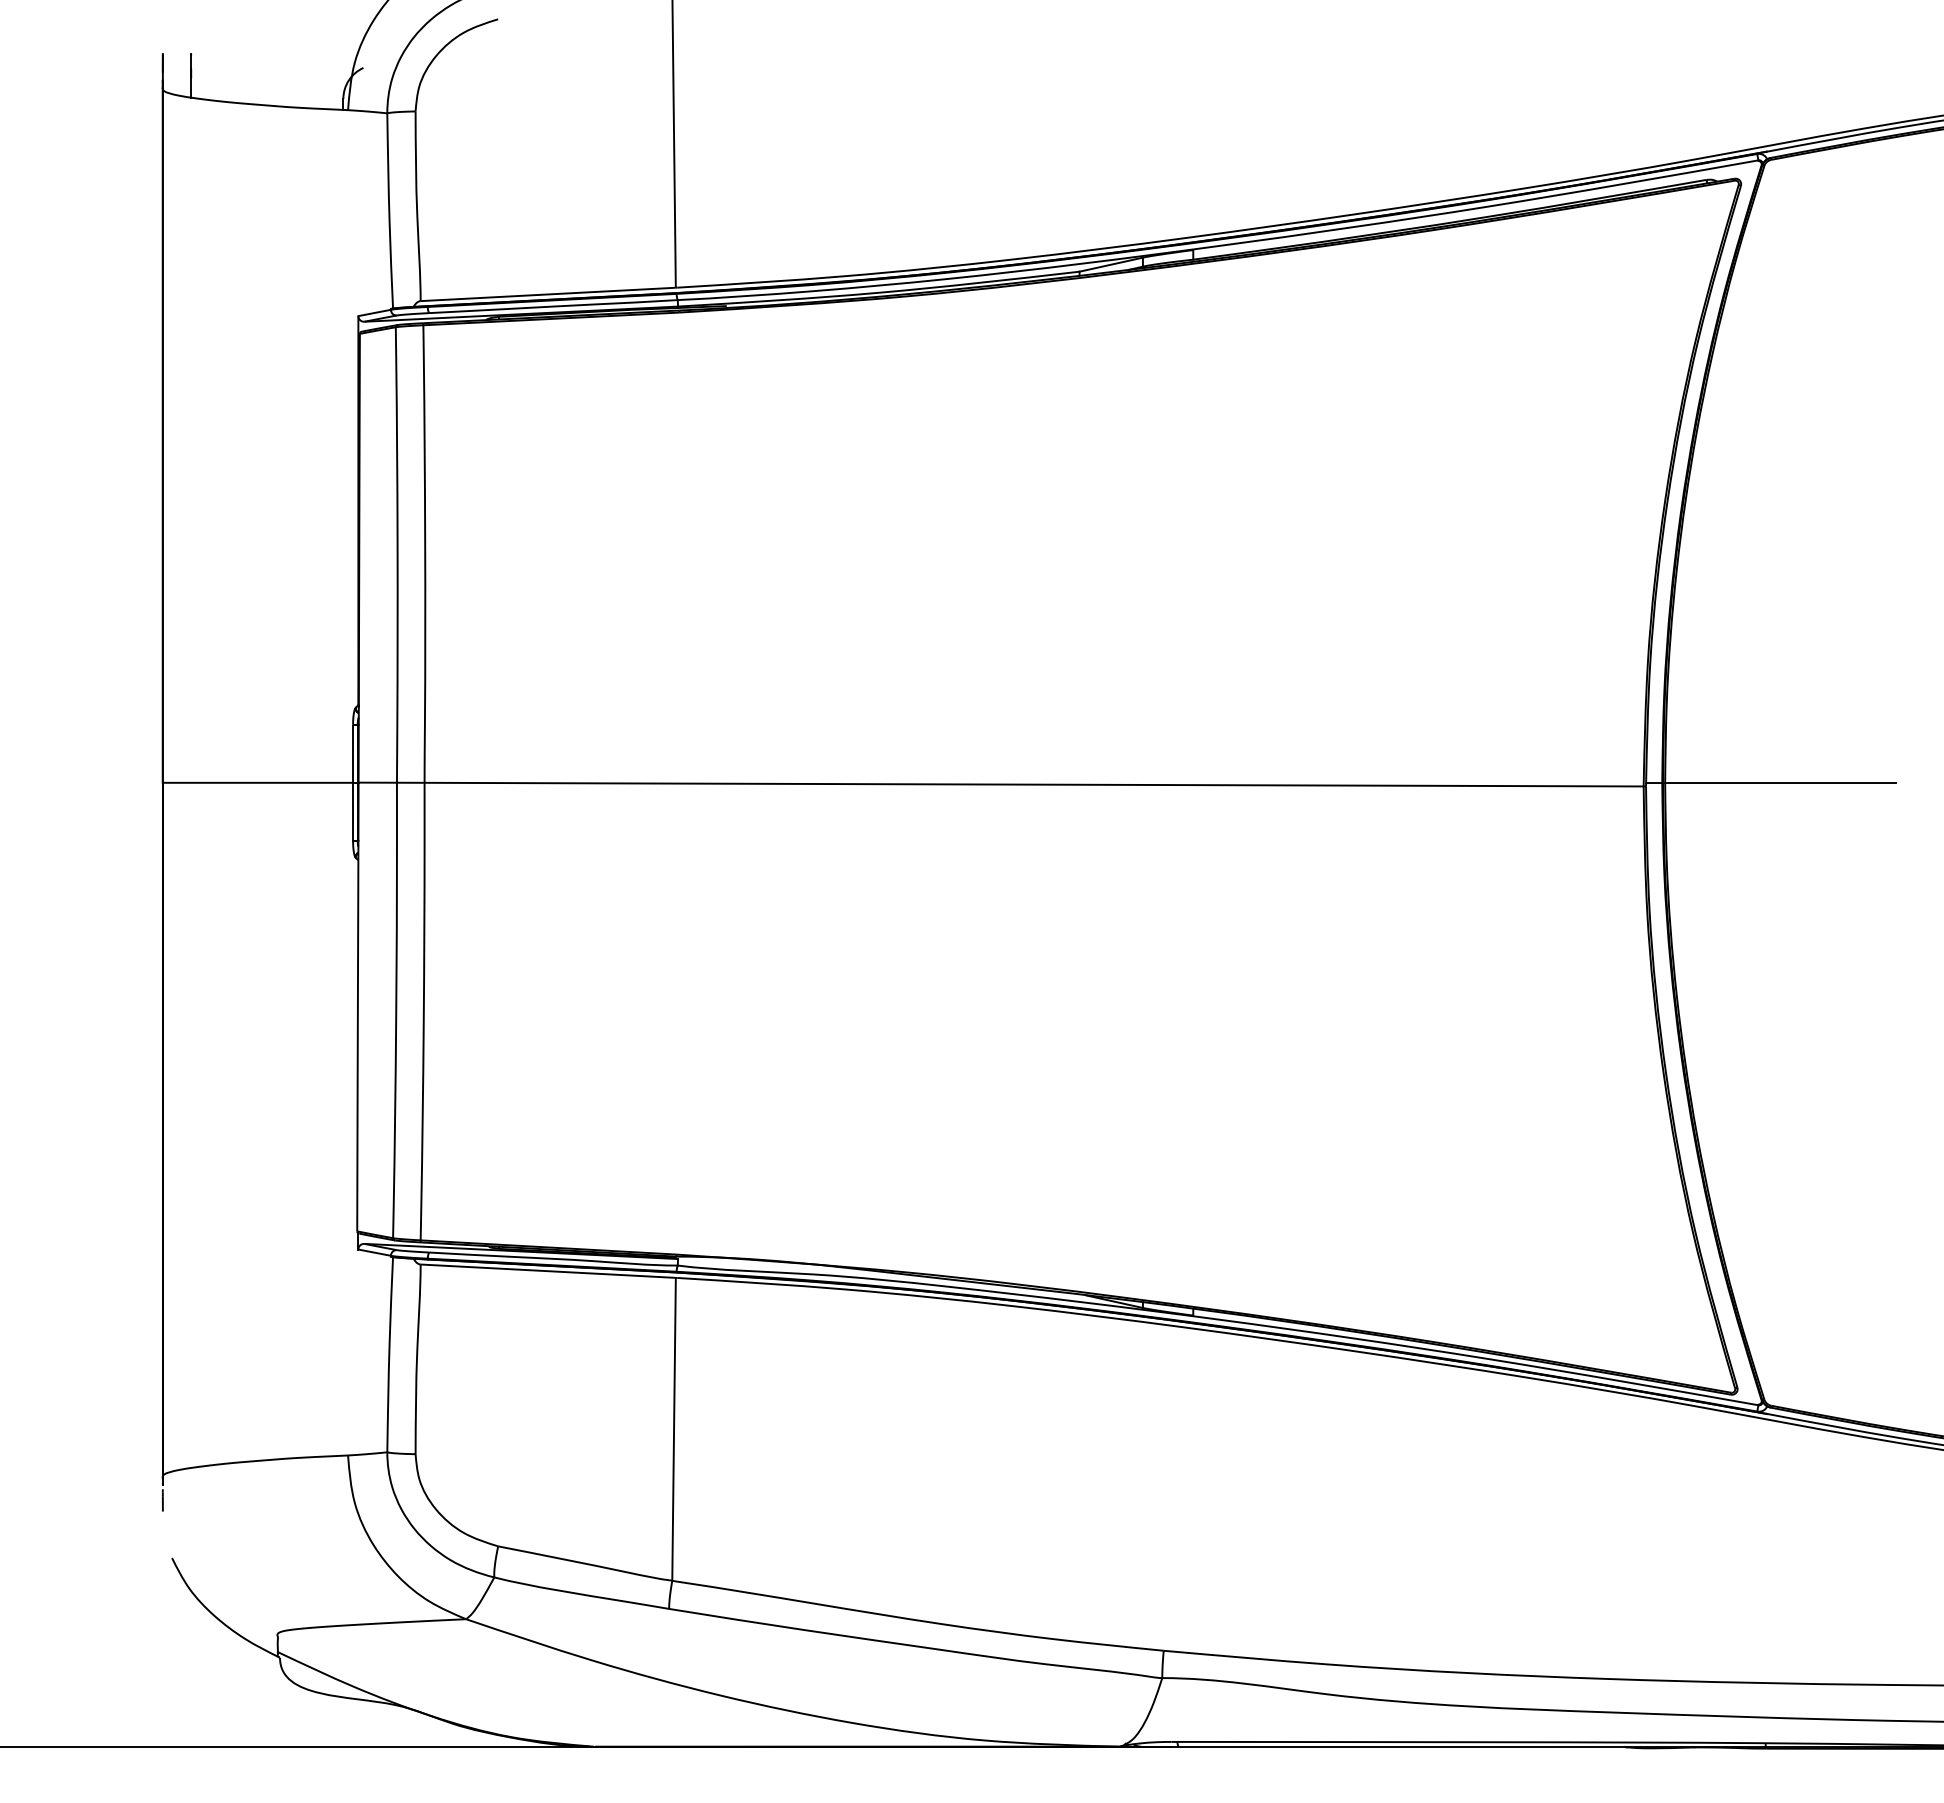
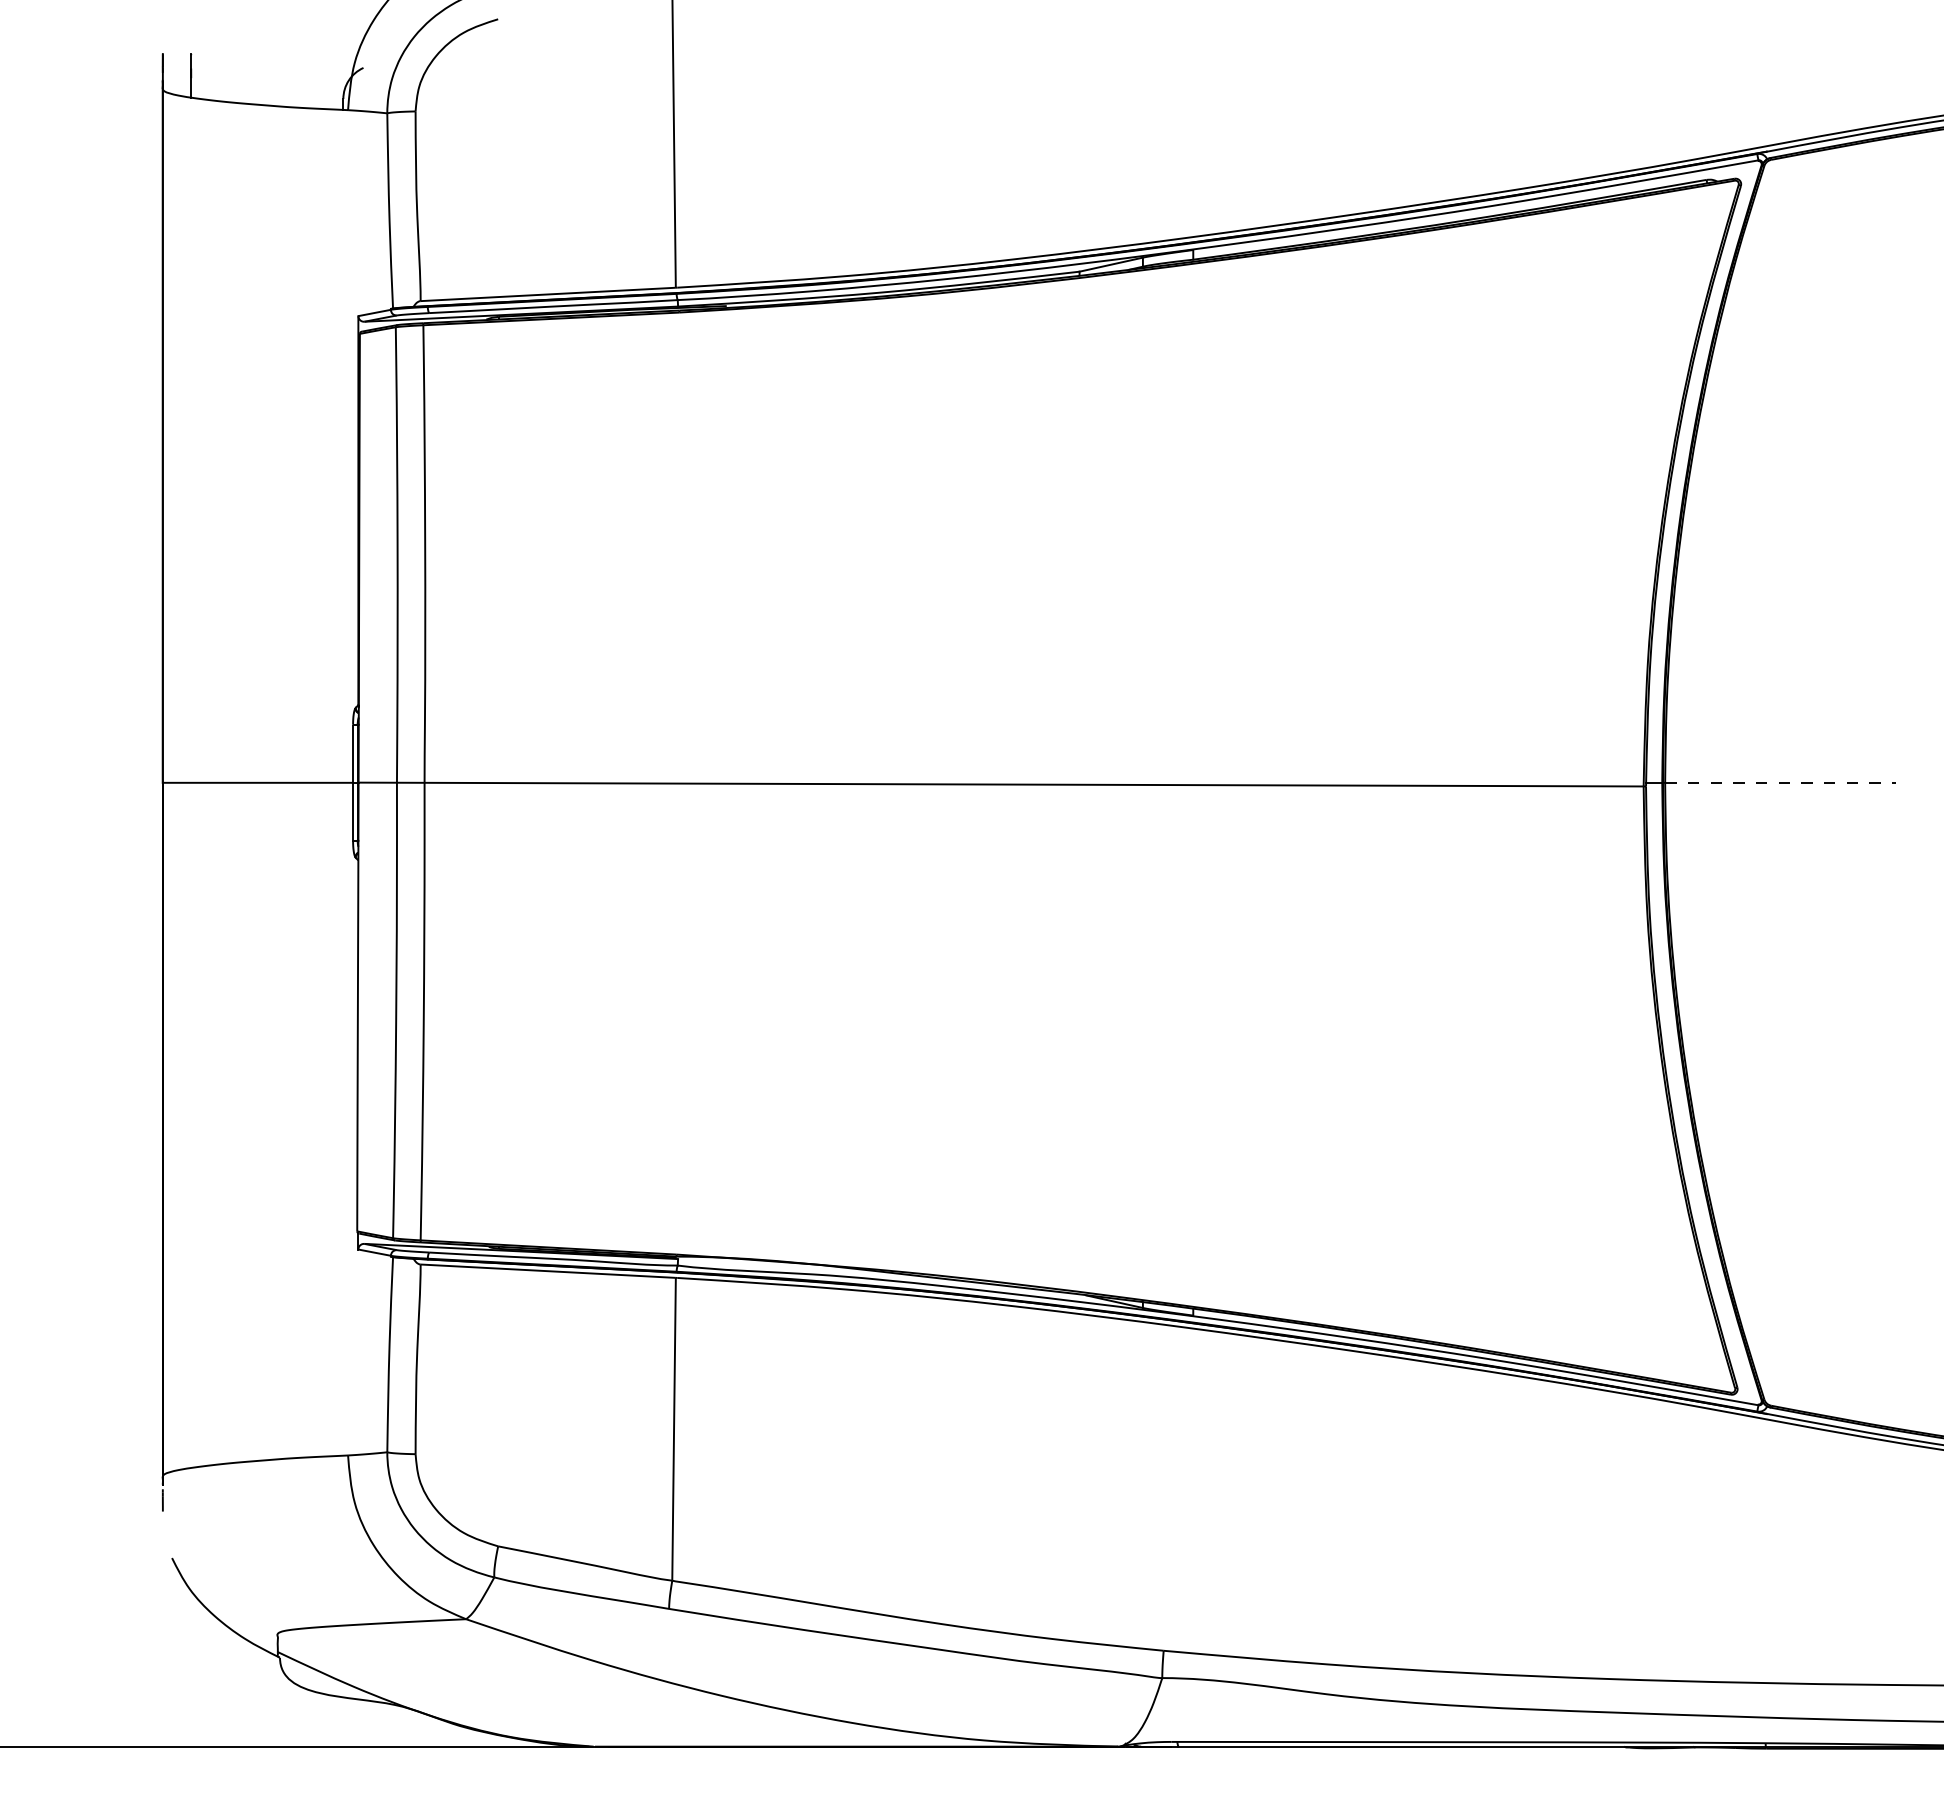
line: solid -> dashed (1780, 782)
